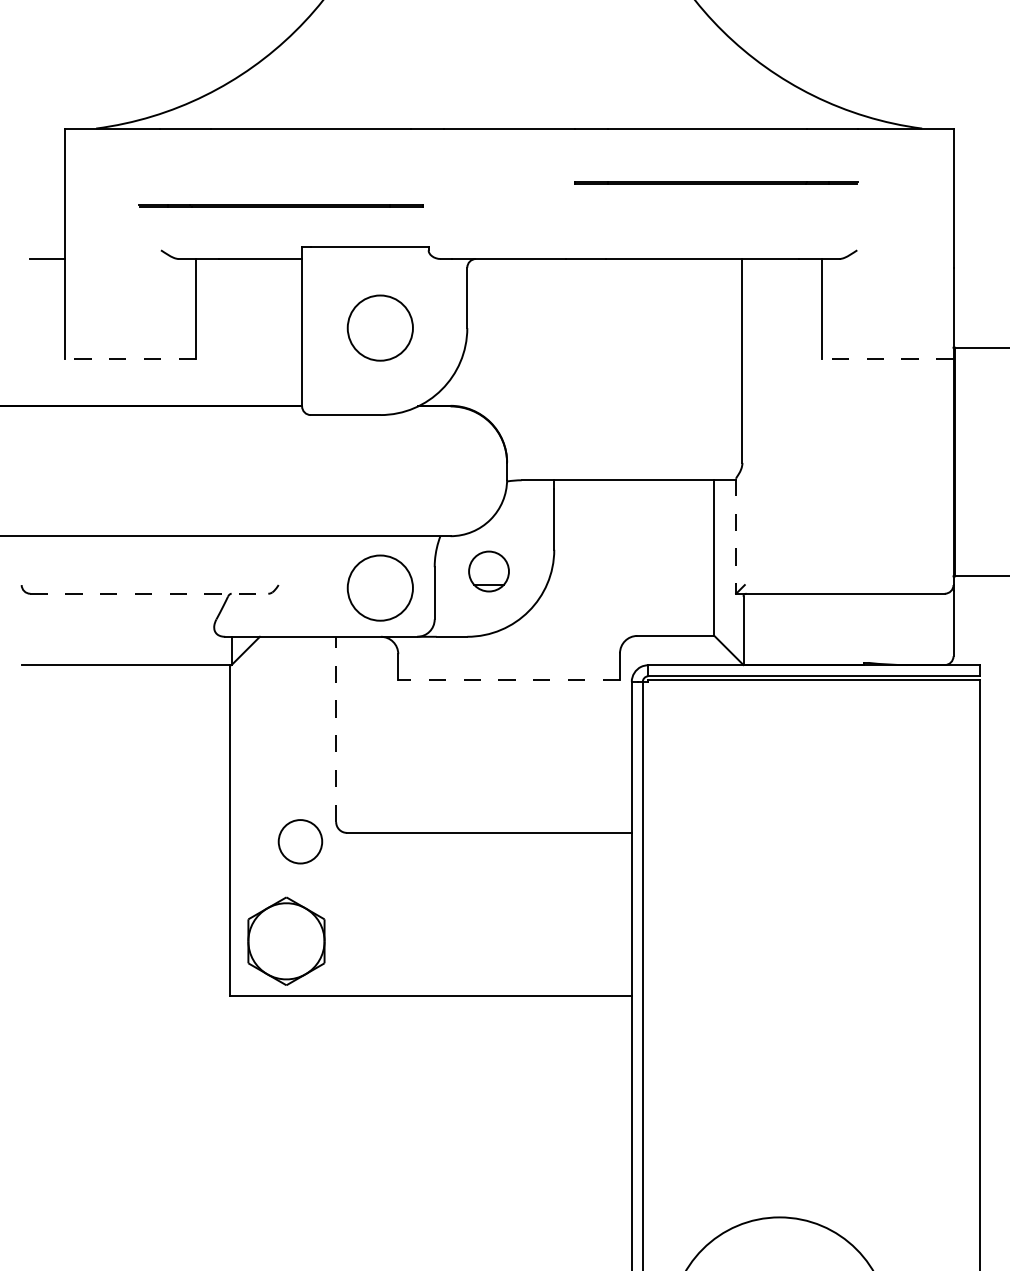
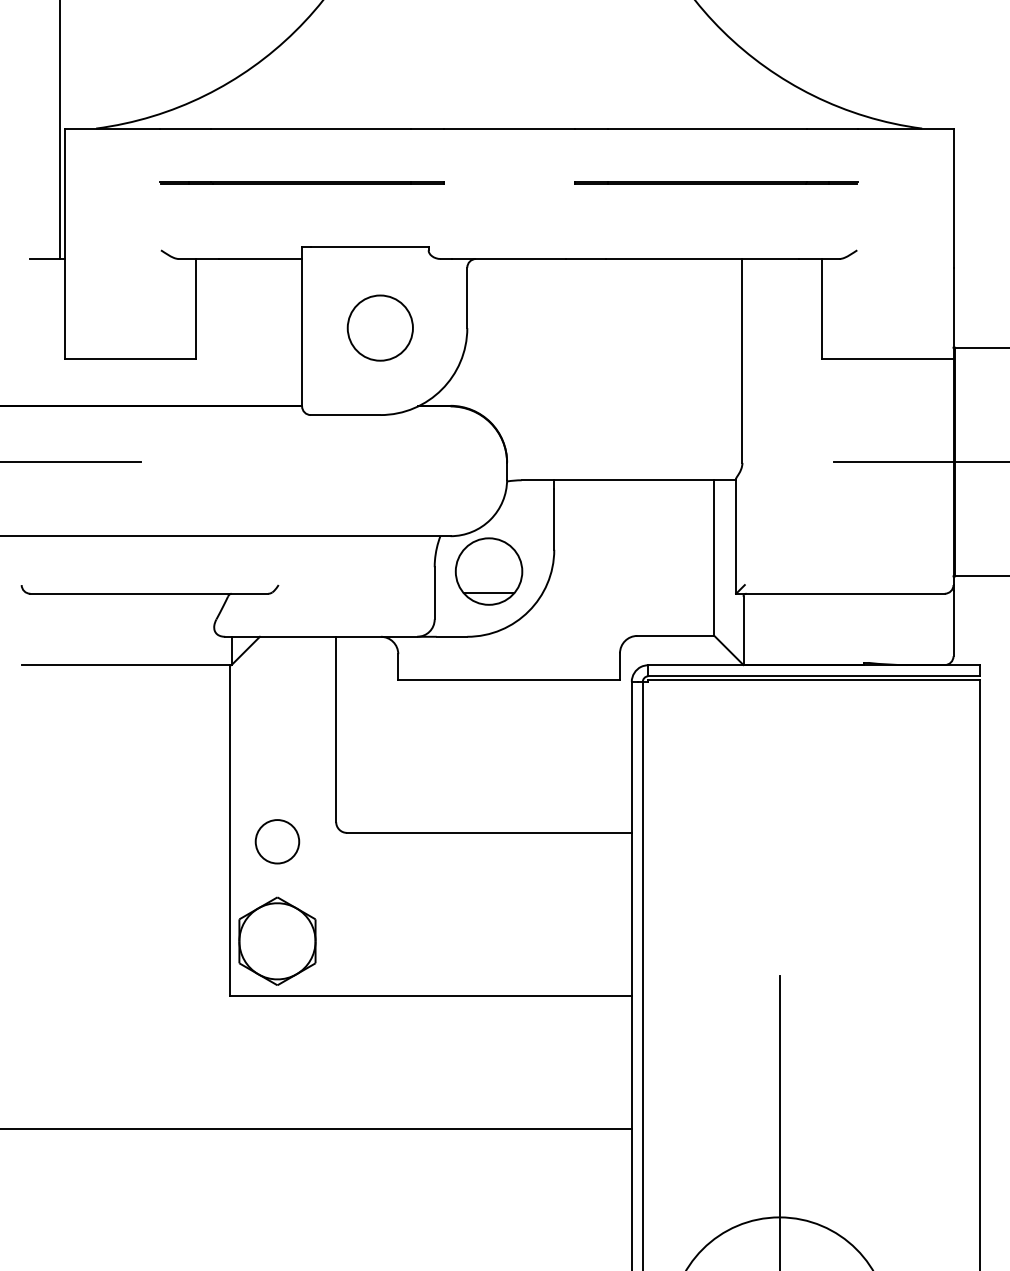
line: none -> present (59, 130)
line position: (280, 205) -> (301, 182) (301, 182)
line: dashed -> solid (130, 359)
line: dashed -> solid (887, 359)
line: none -> present (71, 462)
line: none -> present (920, 462)
line: dashed -> solid (736, 536)
part size: 42x43 px -> 70x69 px (488, 571)
circle: present -> none (379, 587)
line: dashed -> solid (149, 593)
line: dashed -> solid (509, 680)
line: dashed -> solid (336, 729)
circle position: (300, 841) -> (277, 841) (277, 841)
part position: (286, 940) -> (277, 940) (277, 940)
line: none -> present (779, 1121)
line: none -> present (316, 1128)
